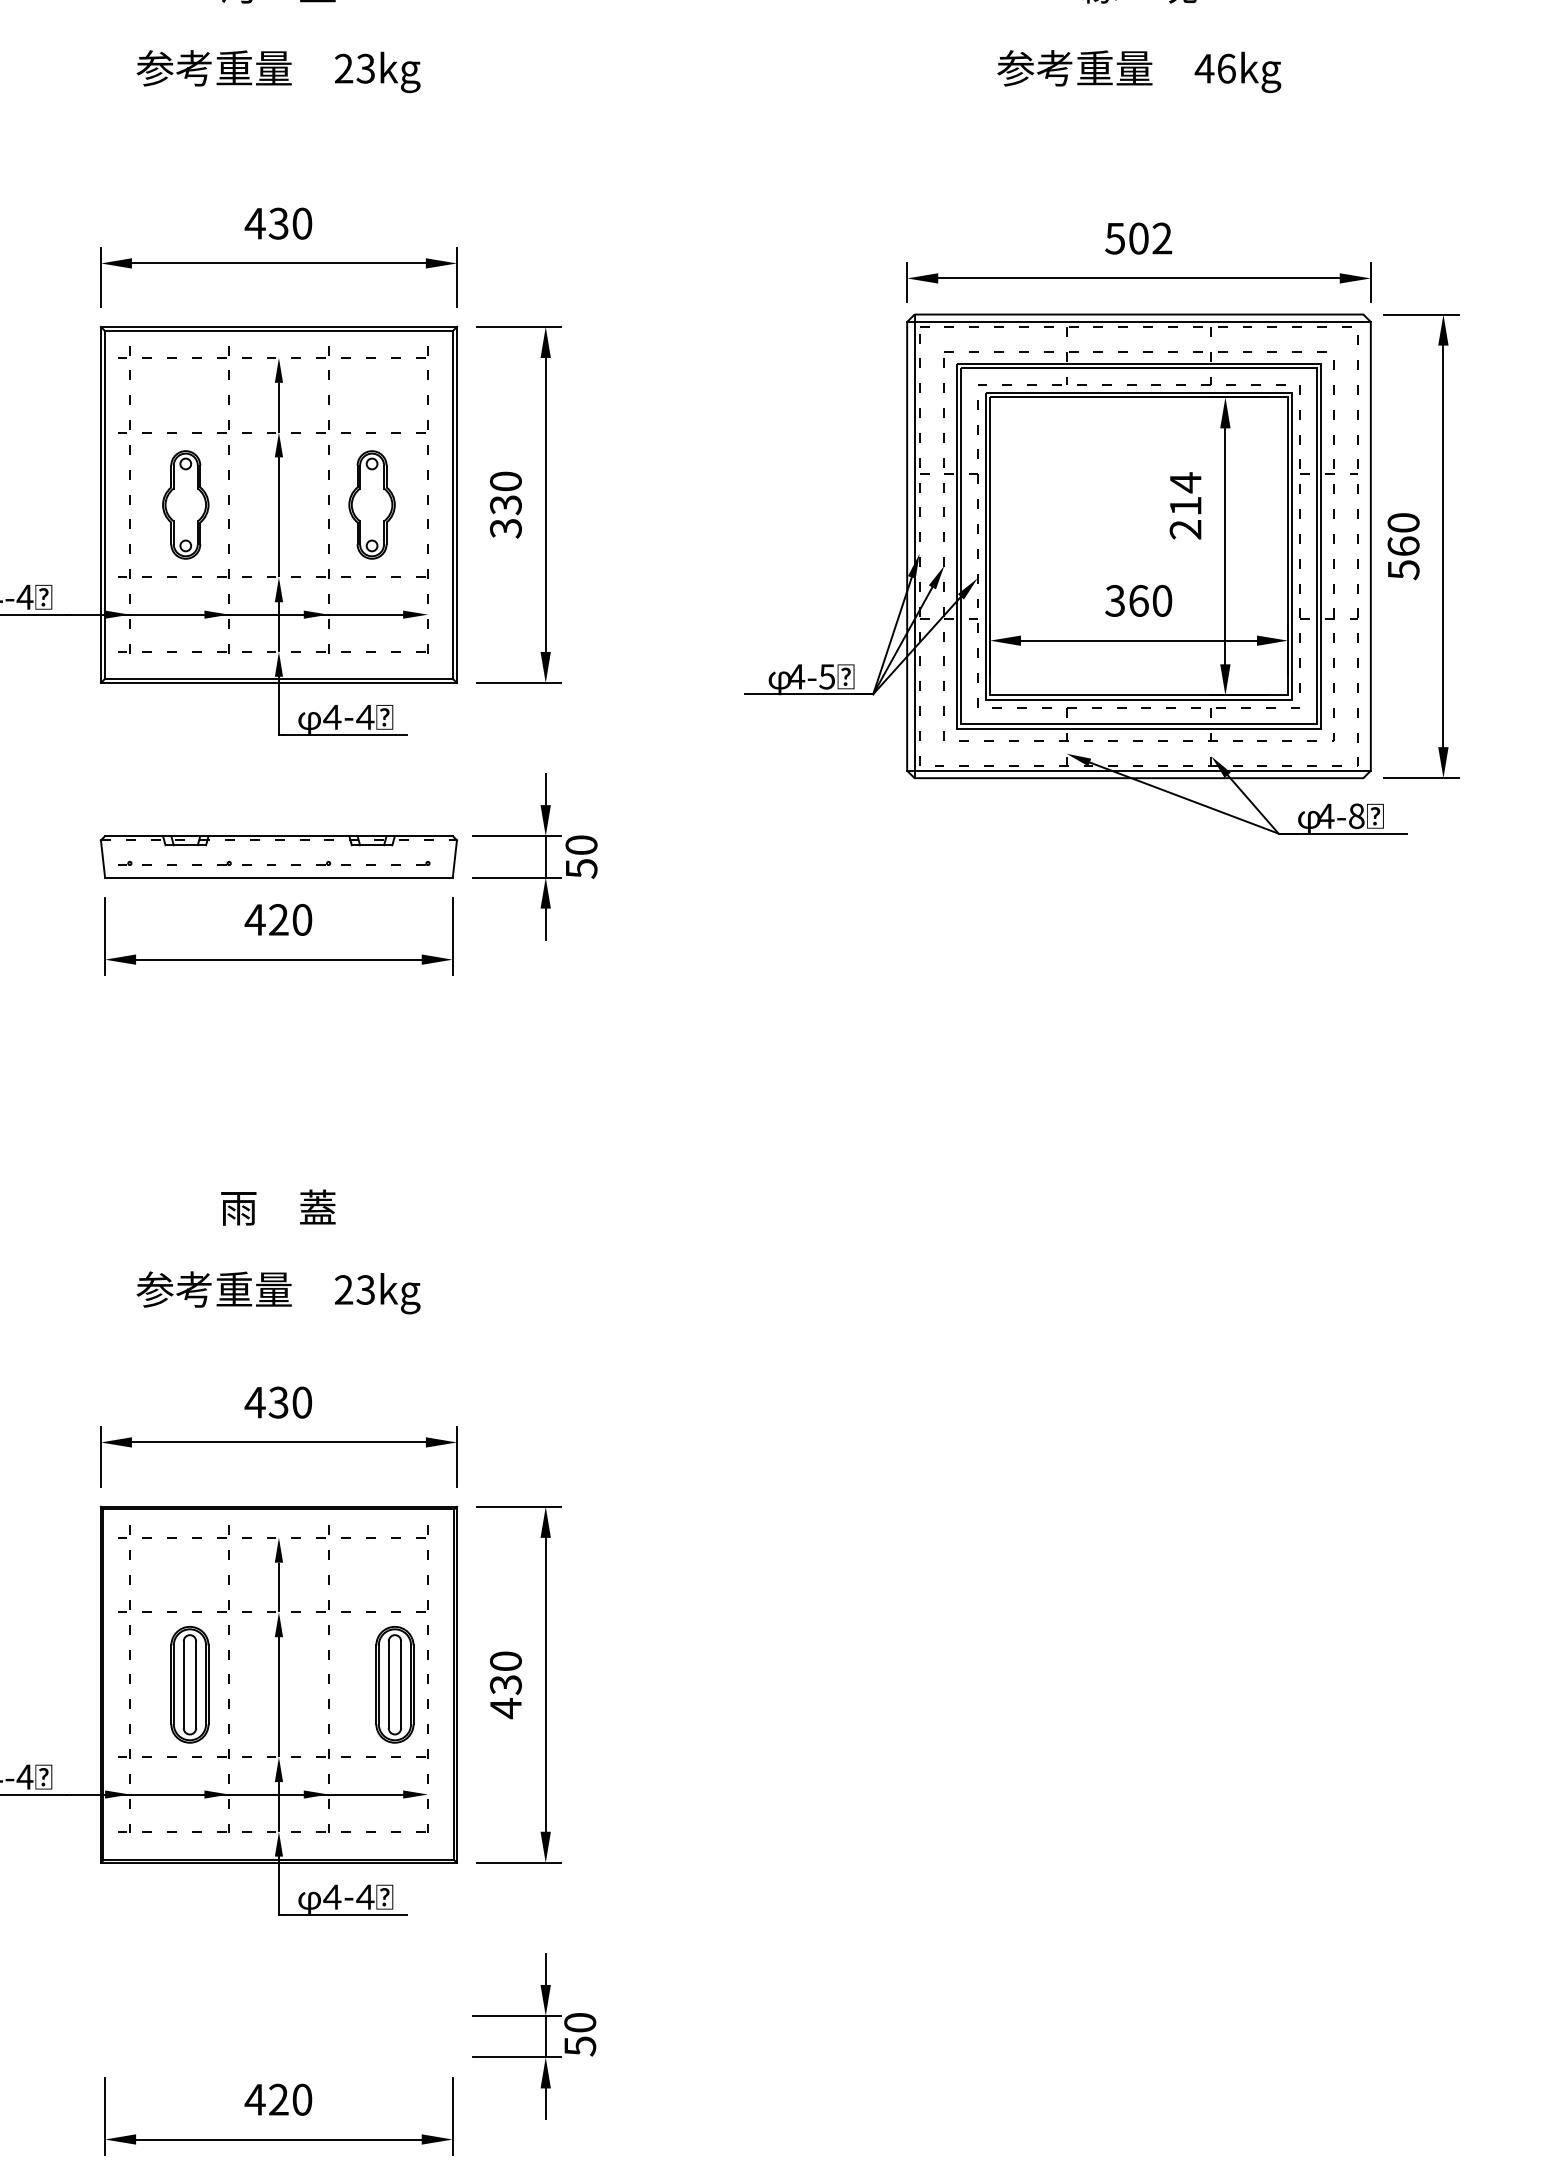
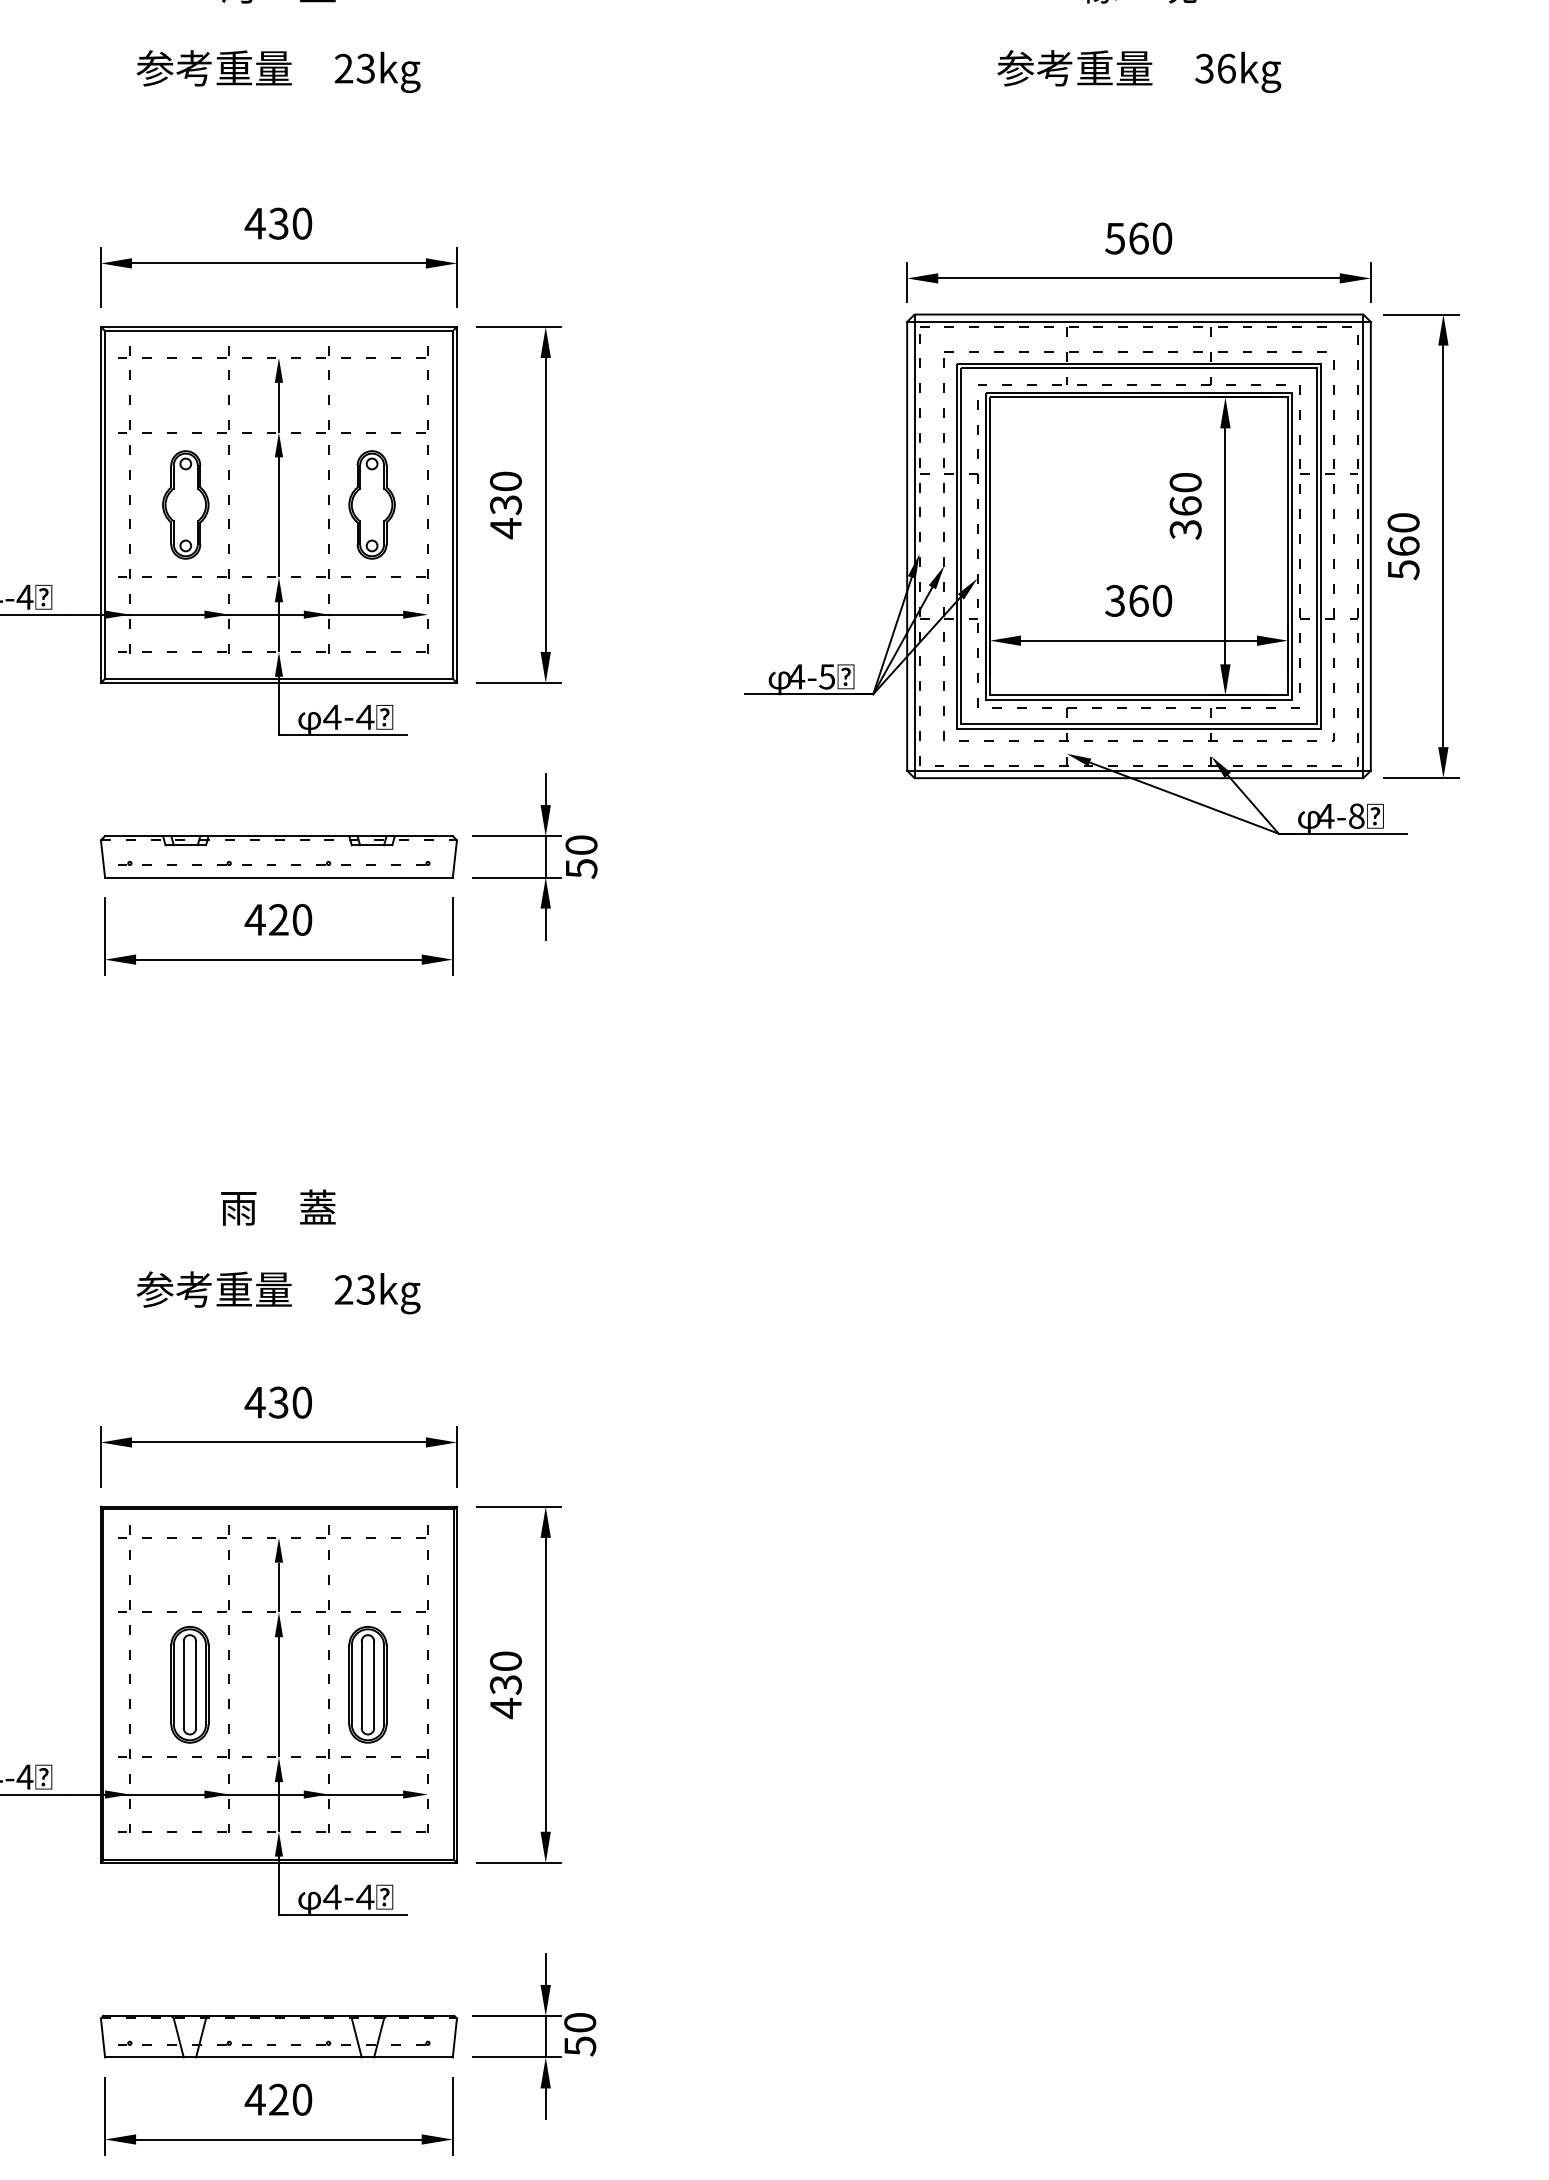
text: 46kg -> 36kg (1204, 68)
text: 502 -> 560 (1150, 238)
text: 214 -> 360 (1185, 505)
text: 330 -> 430 (505, 528)
line: none -> present (1363, 546)
part position: (394, 1684) -> (367, 1684) (367, 1684)
part: none -> present (278, 2036)
